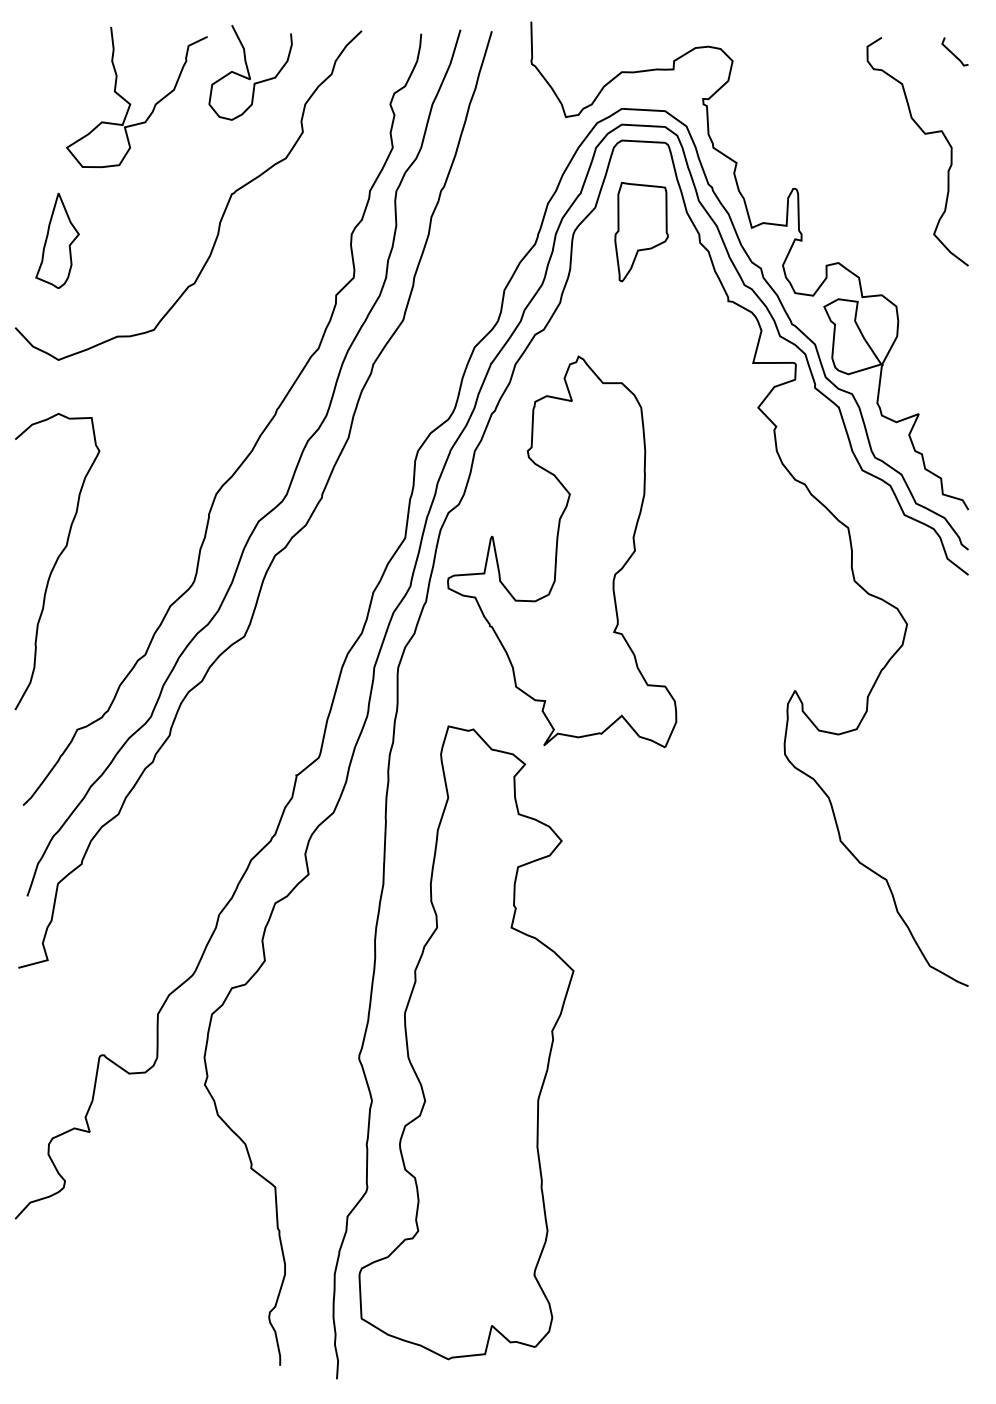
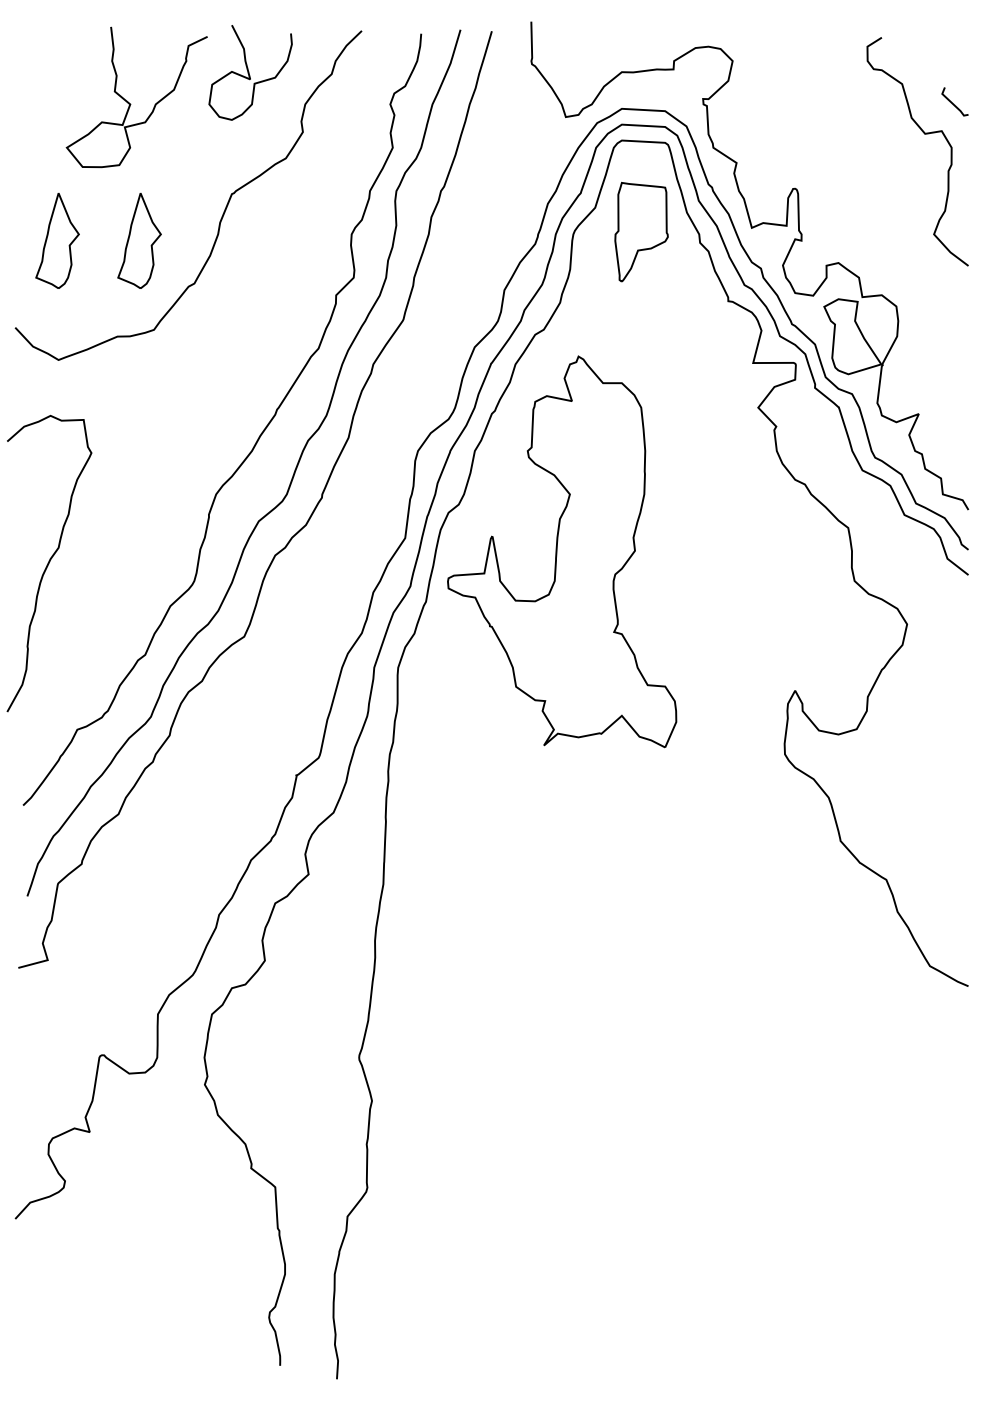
line position: (952, 52) -> (952, 102) (952, 102)
part: none -> present (139, 240)
curve position: (57, 561) -> (49, 563) (49, 563)
part: present -> none (466, 1042)
